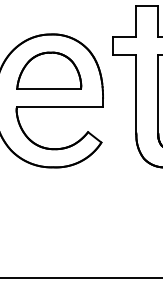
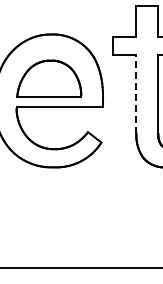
part position: (49, 70) -> (49, 78) (49, 78)
line: solid -> dashed (136, 93)
line position: (80, 277) -> (80, 267) (80, 267)
